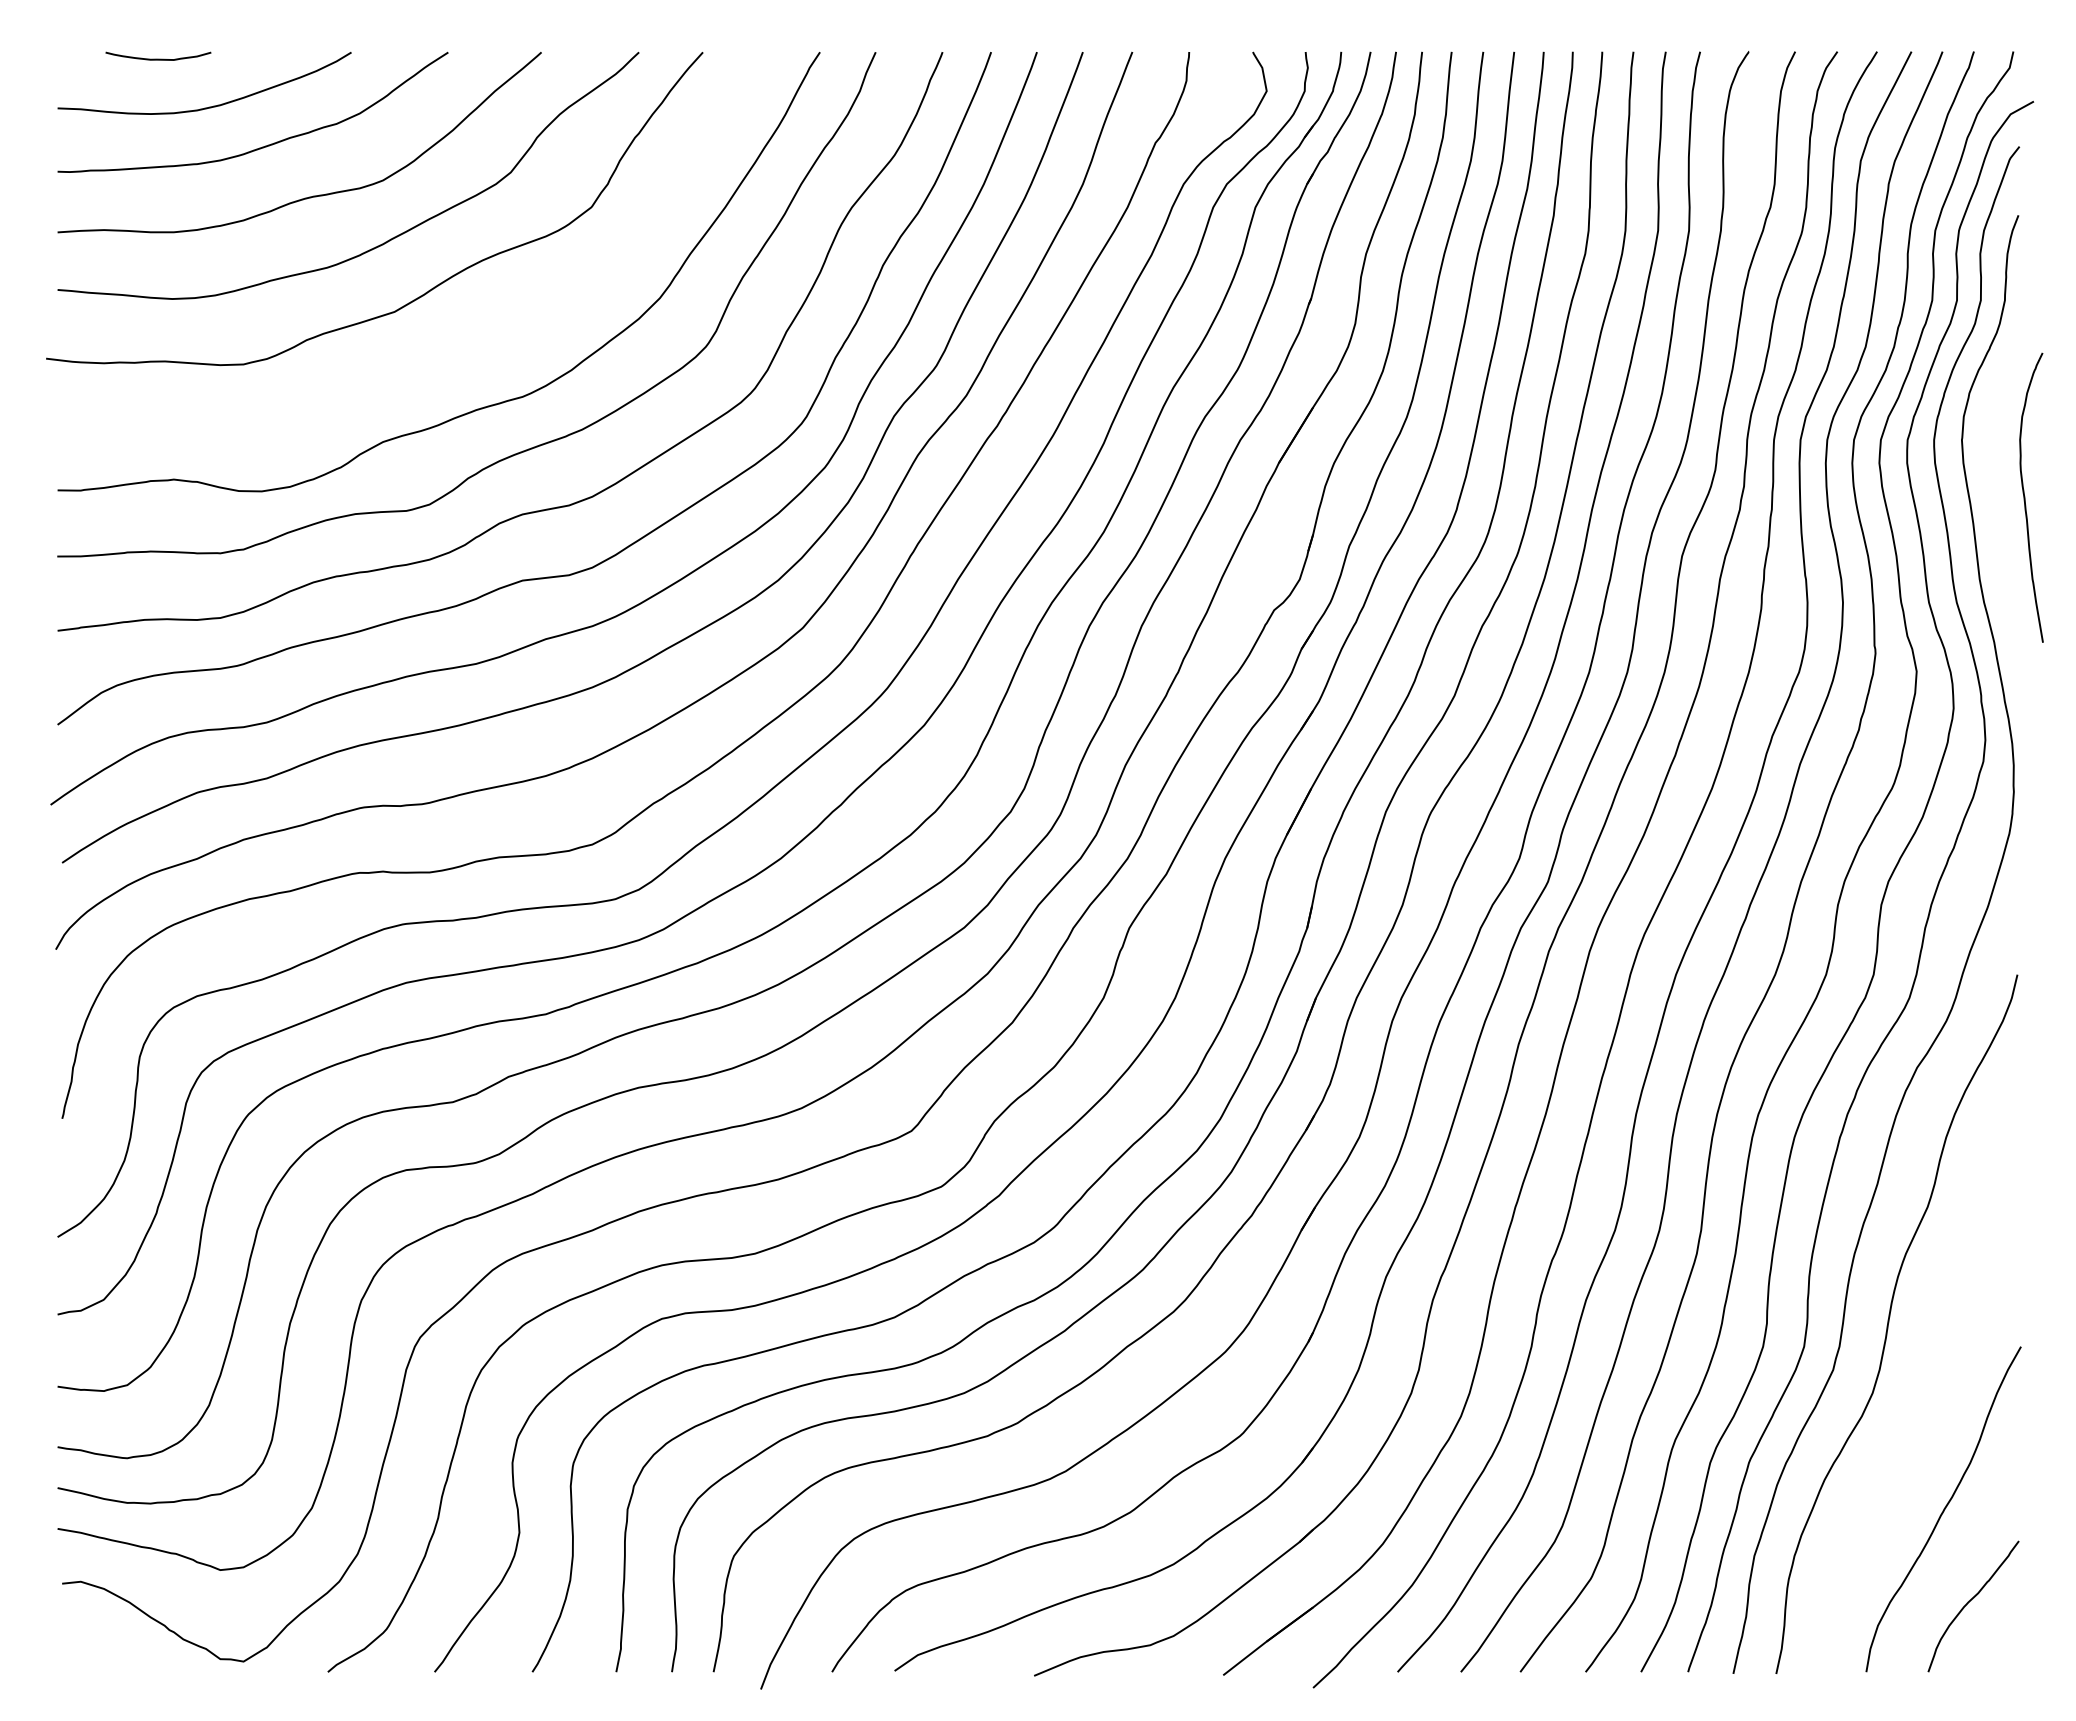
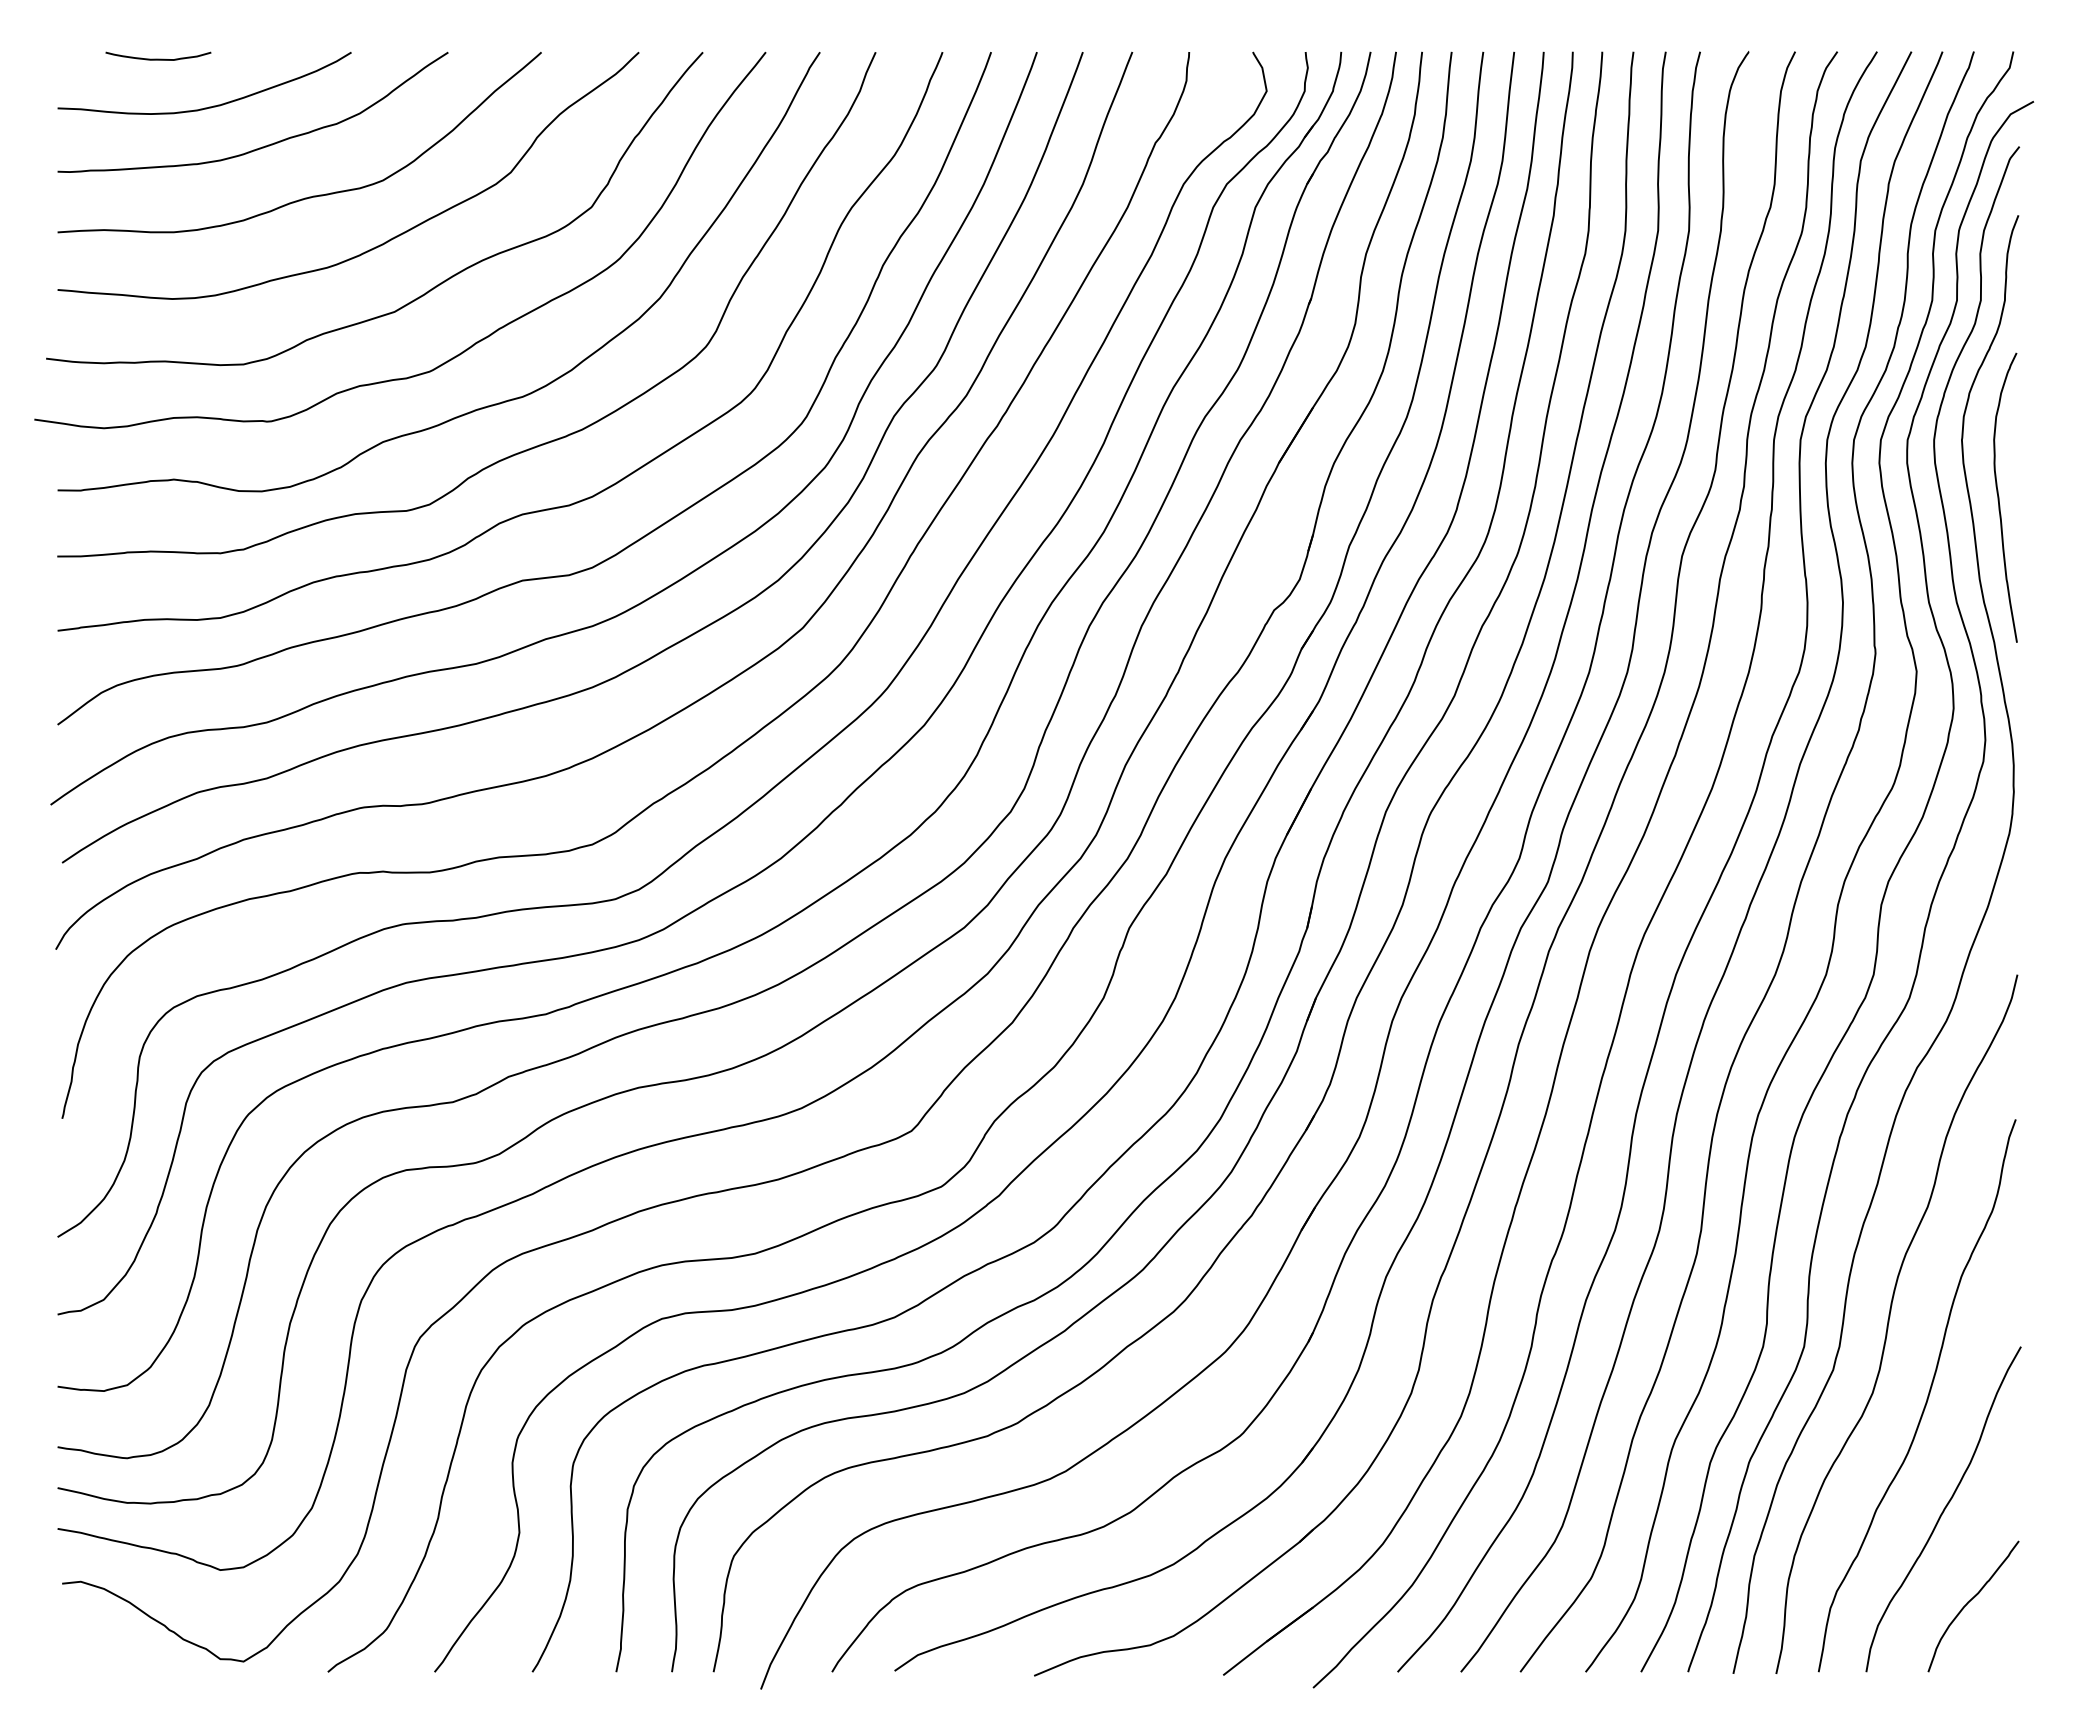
curve: none -> present (473, 343)
curve position: (2025, 497) -> (1999, 497) (1999, 497)
curve: none -> present (1926, 1398)
